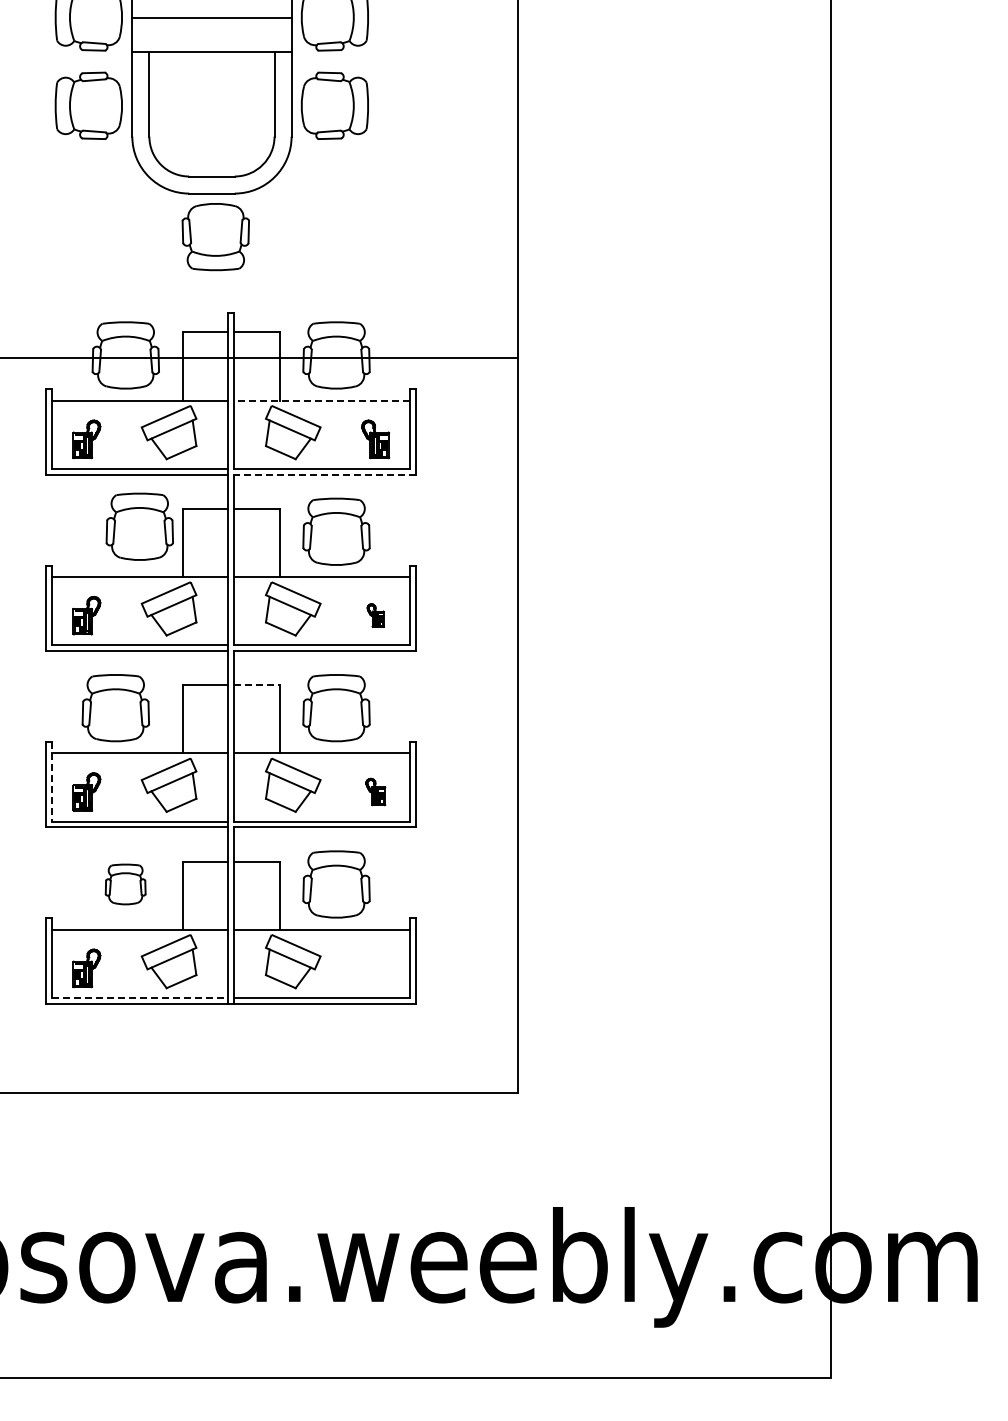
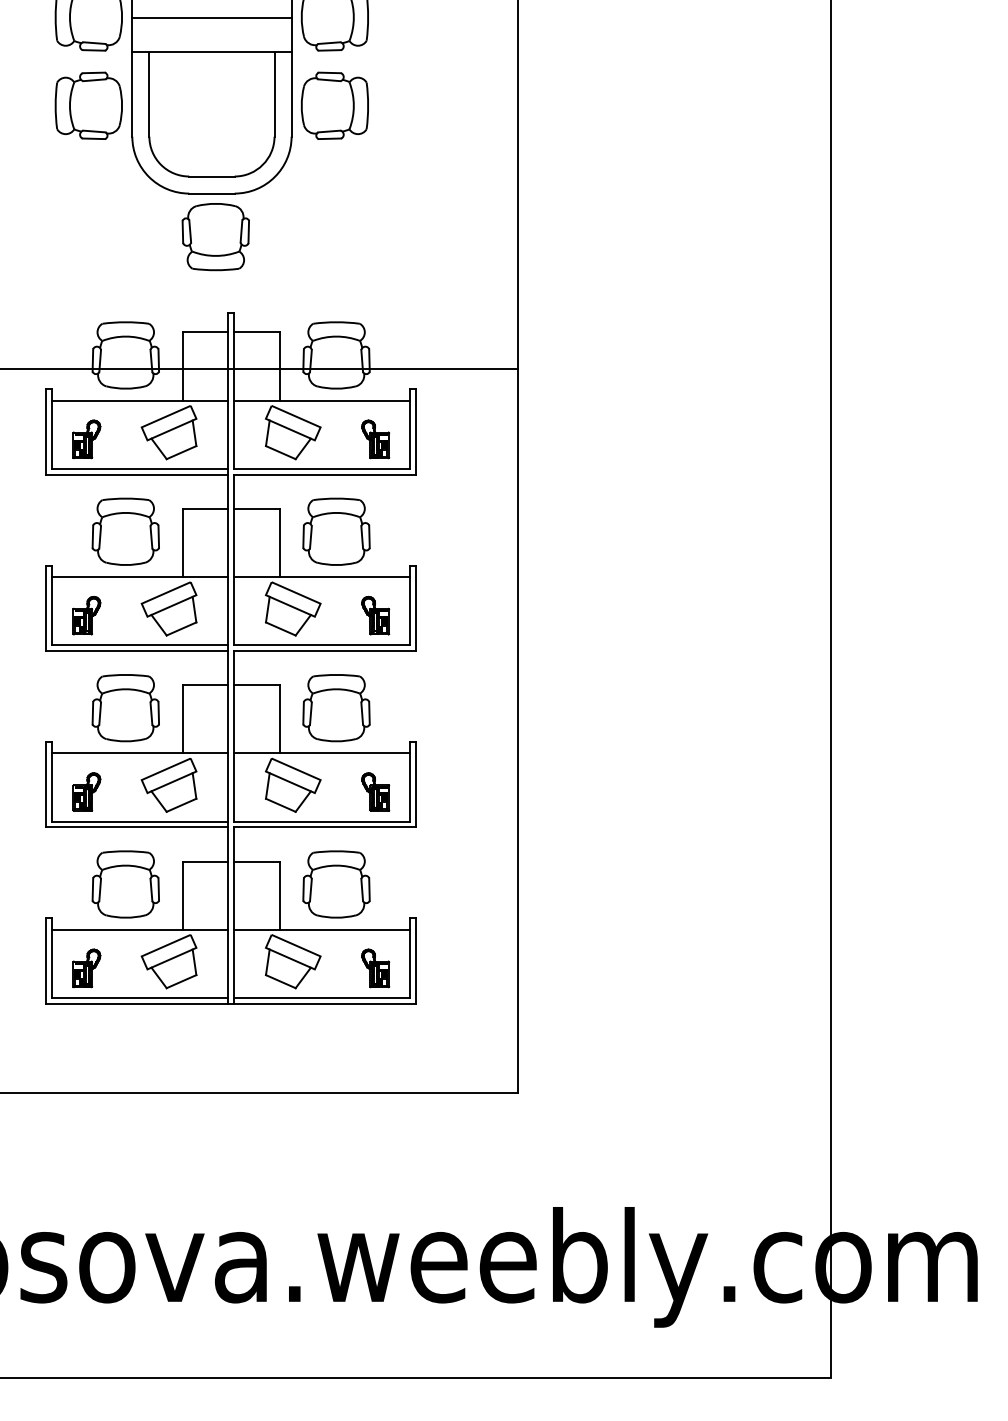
line position: (260, 358) -> (260, 369) (260, 369)
line: dashed -> solid (321, 400)
line: dashed -> solid (324, 474)
part position: (139, 526) -> (125, 531) (125, 531)
part size: 19x25 px -> 30x41 px (375, 615)
line: dashed -> solid (256, 685)
part position: (115, 708) -> (125, 708) (125, 708)
line: dashed -> solid (52, 781)
part size: 22x30 px -> 30x40 px (375, 791)
part size: 43x43 px -> 69x69 px (125, 884)
part: none -> present (375, 968)
line: dashed -> solid (140, 998)
